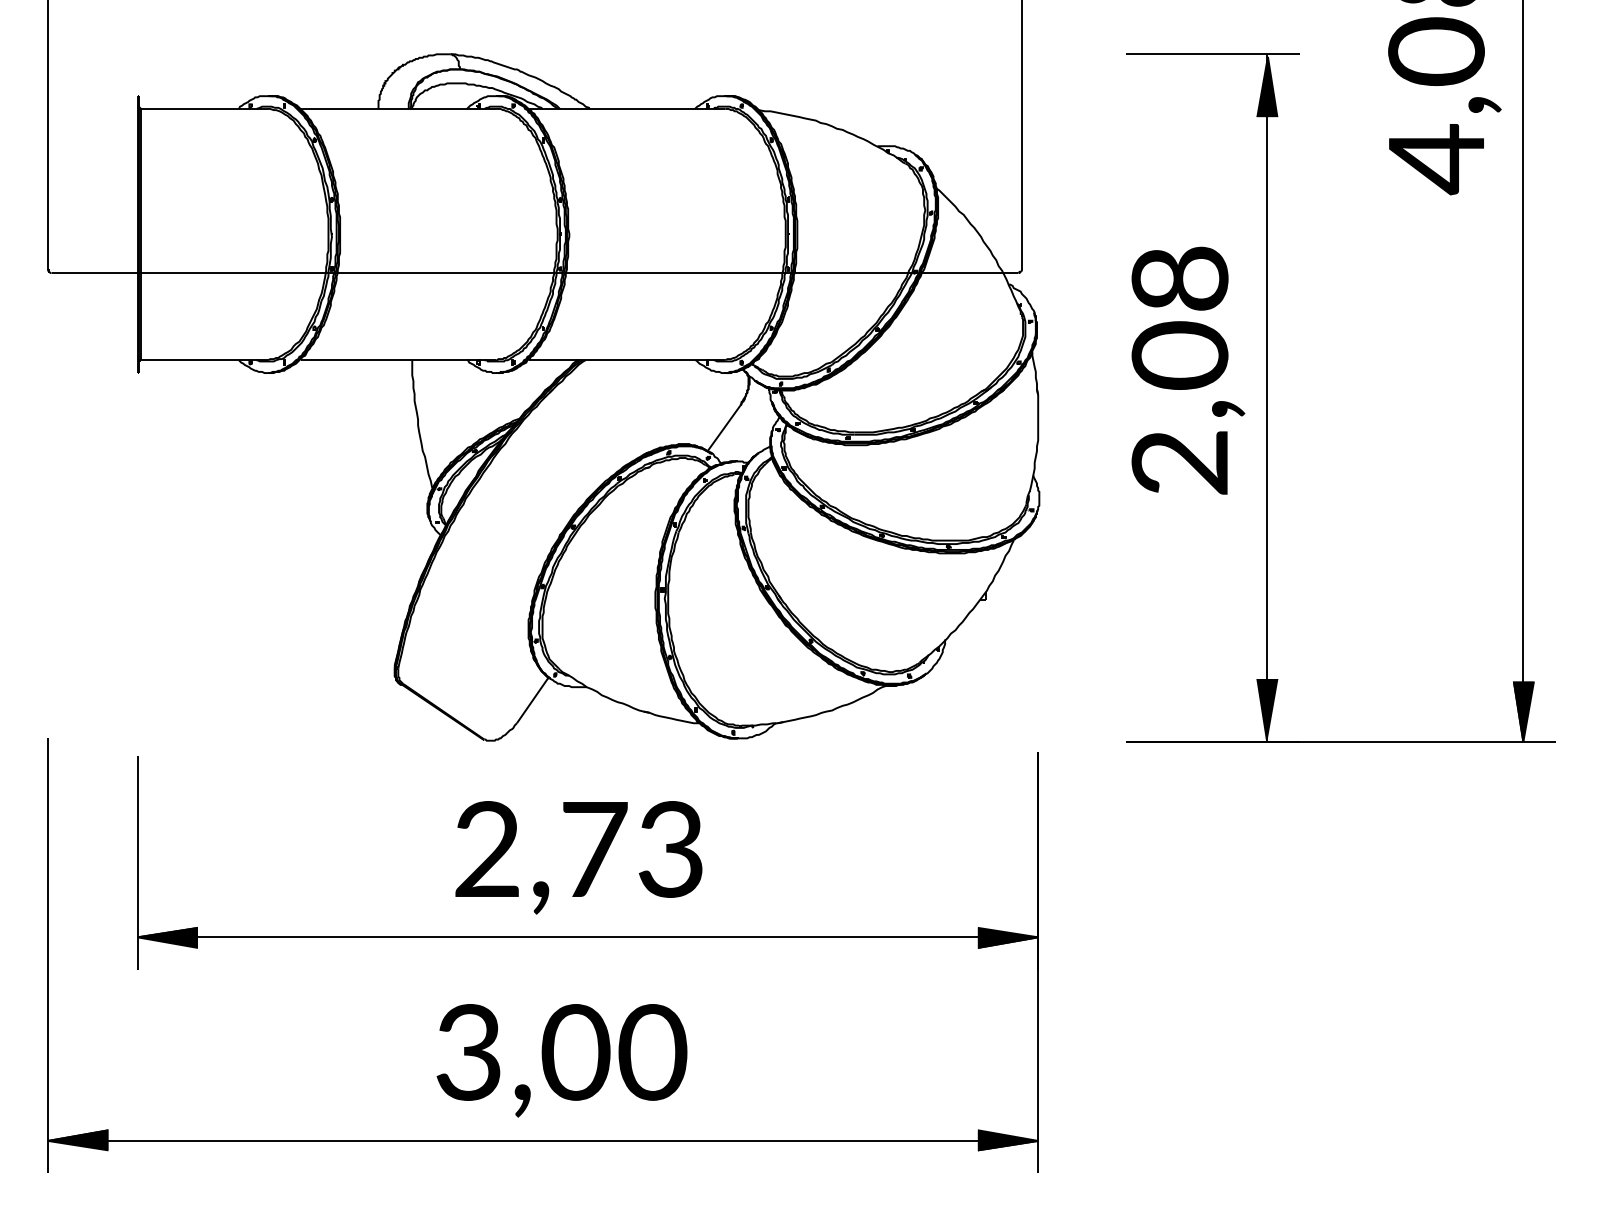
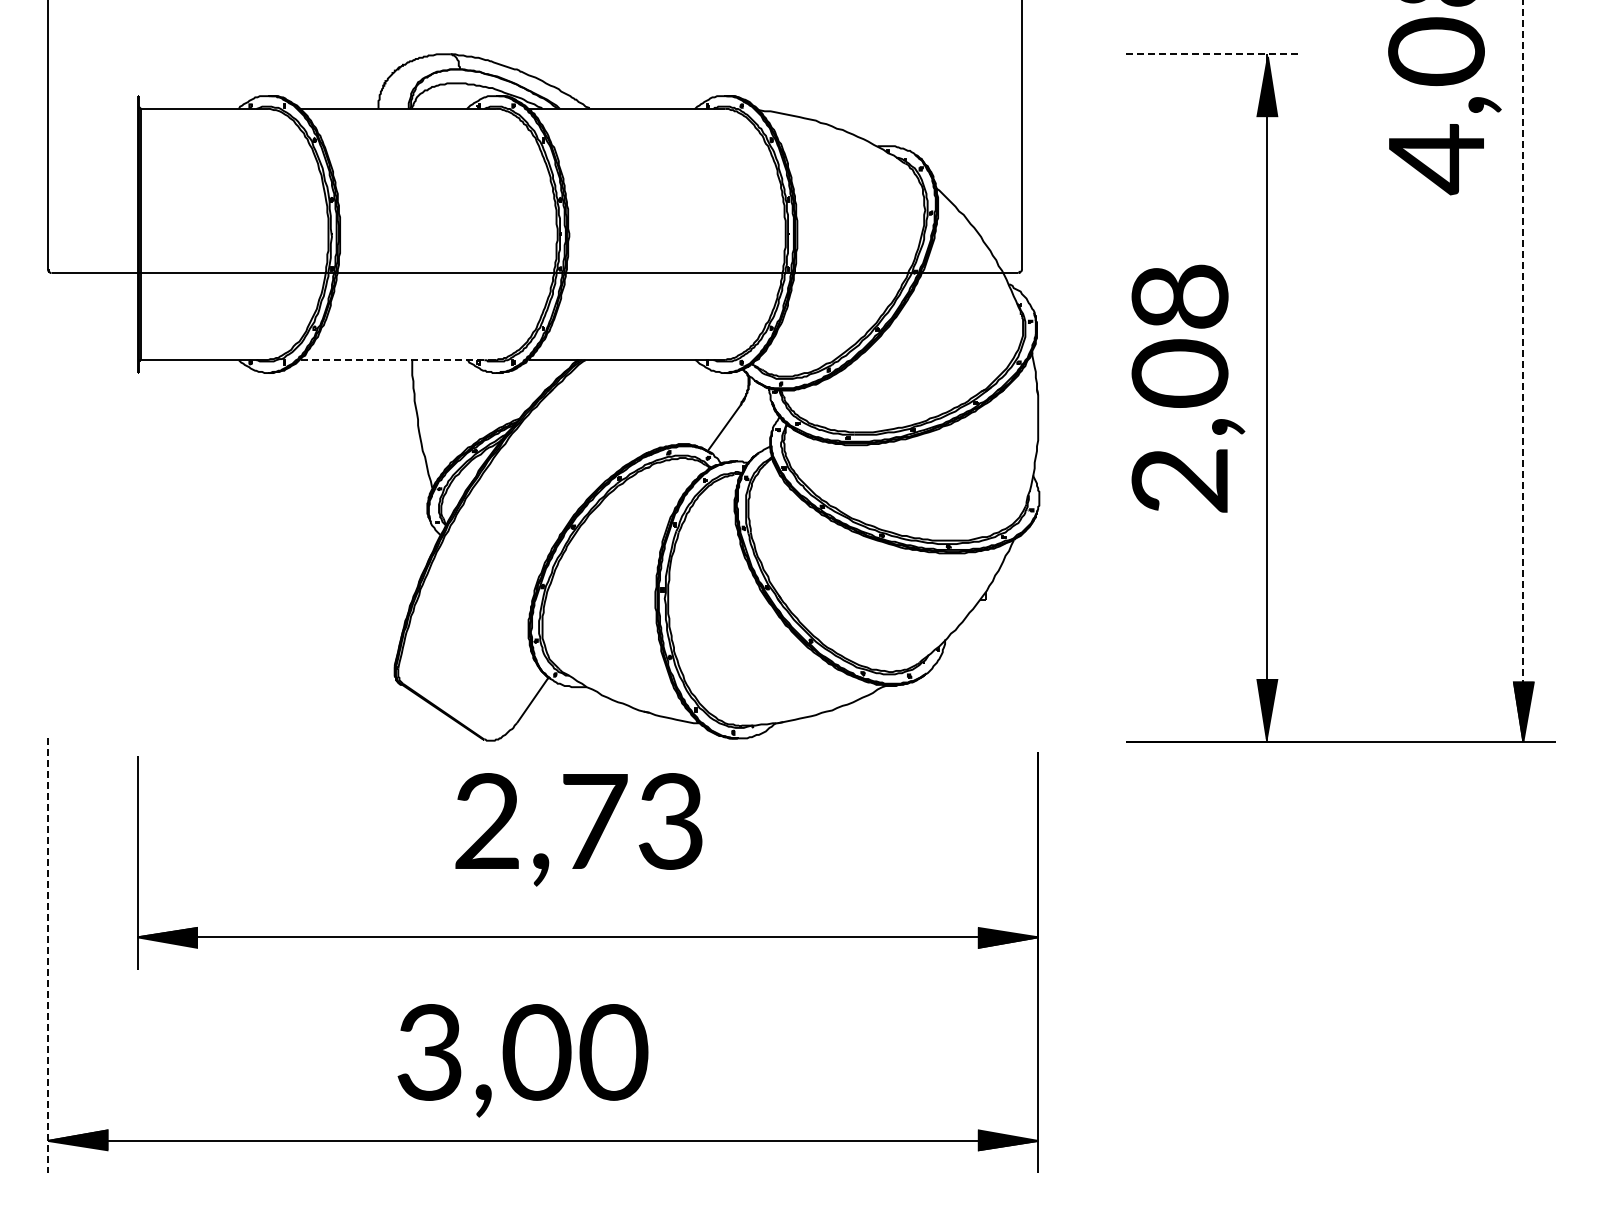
line: solid -> dashed (1213, 54)
line: solid -> dashed (398, 360)
text position: (1188, 370) -> (1188, 388) (1188, 388)
line: solid -> dashed (1523, 371)
text position: (578, 857) -> (578, 829) (578, 829)
line: solid -> dashed (48, 955)
text position: (561, 1060) -> (522, 1060) (522, 1060)
